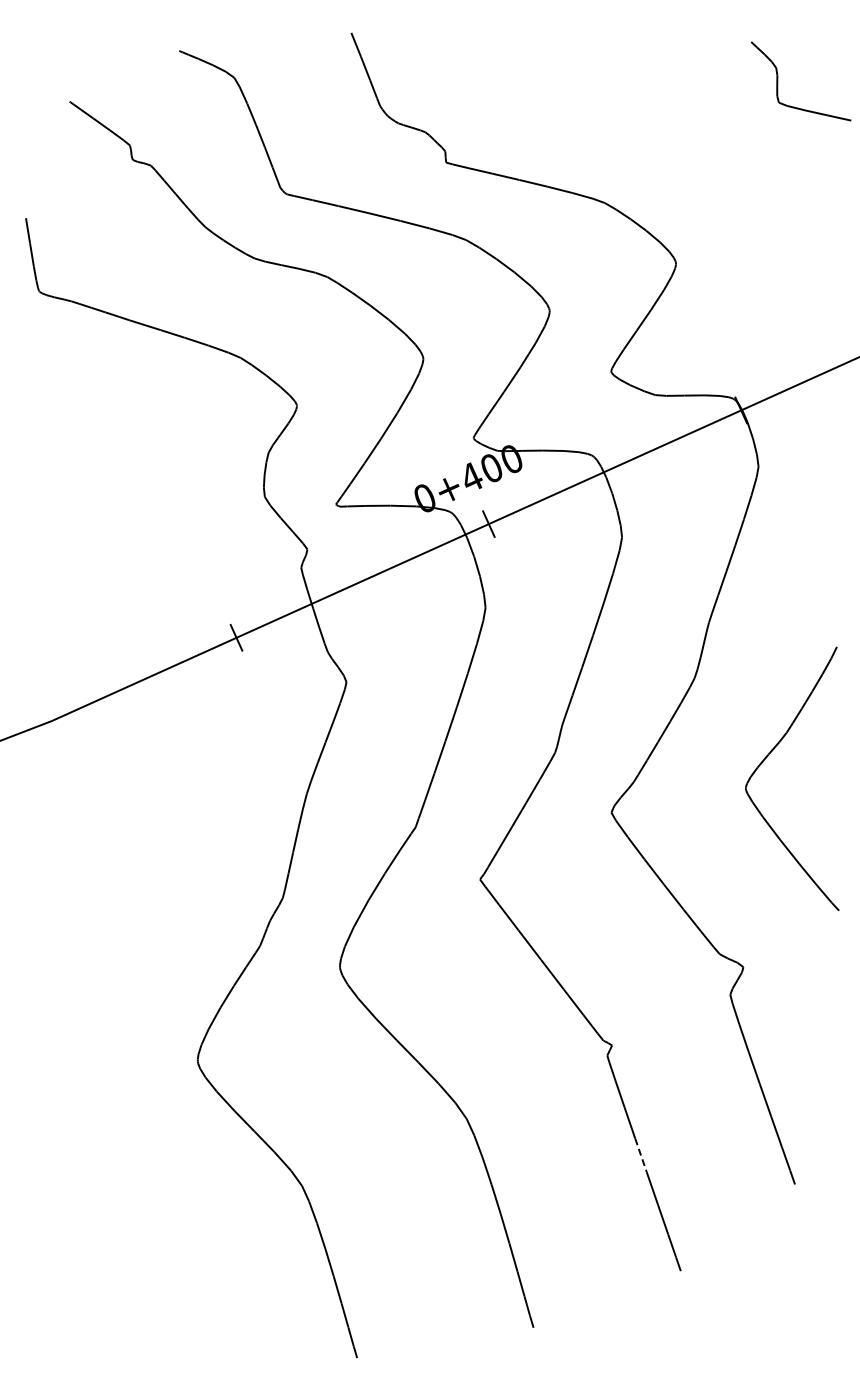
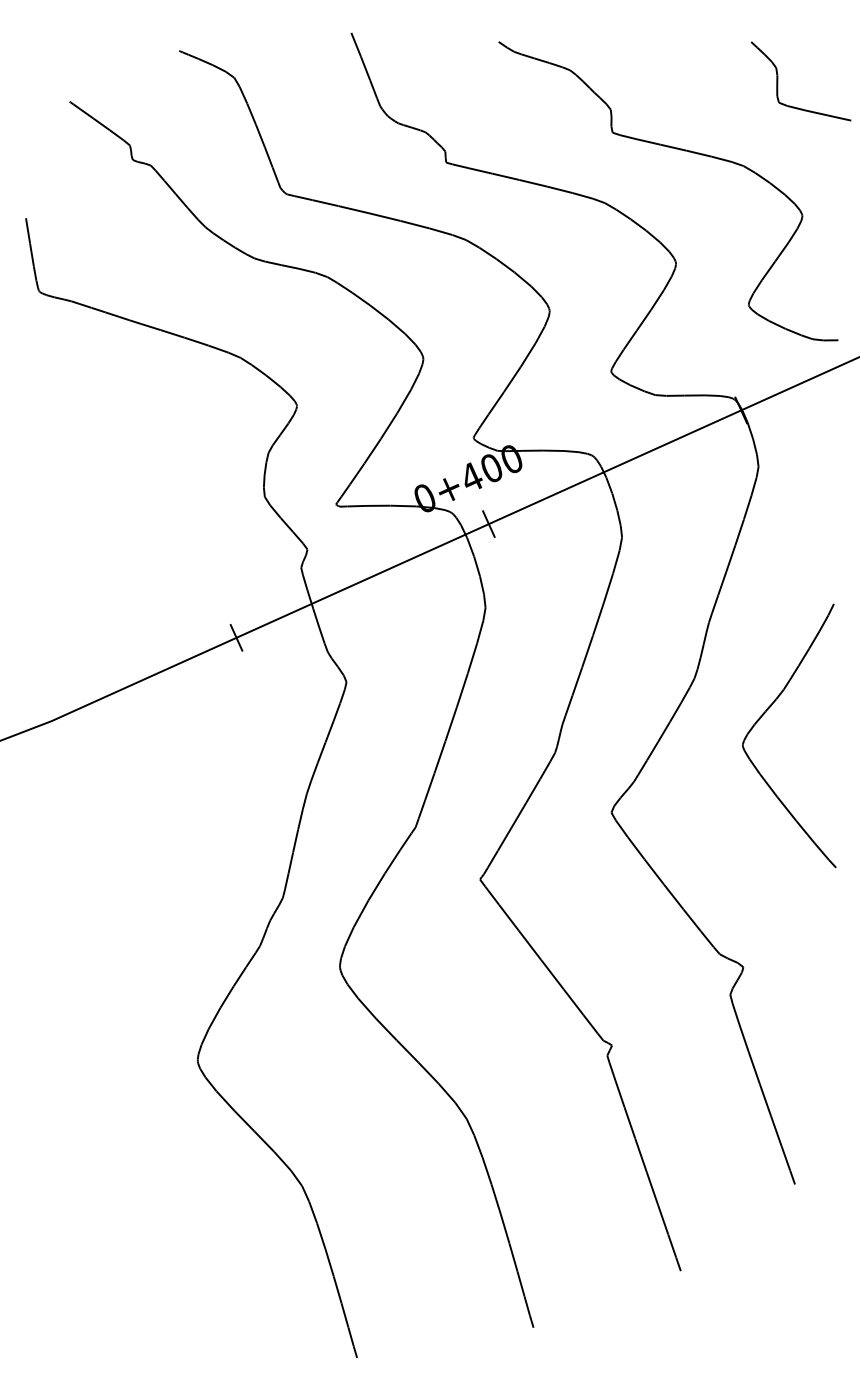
part: none -> present (675, 149)
part position: (769, 755) -> (766, 712) (766, 712)
line: dashed -> solid (641, 1155)
